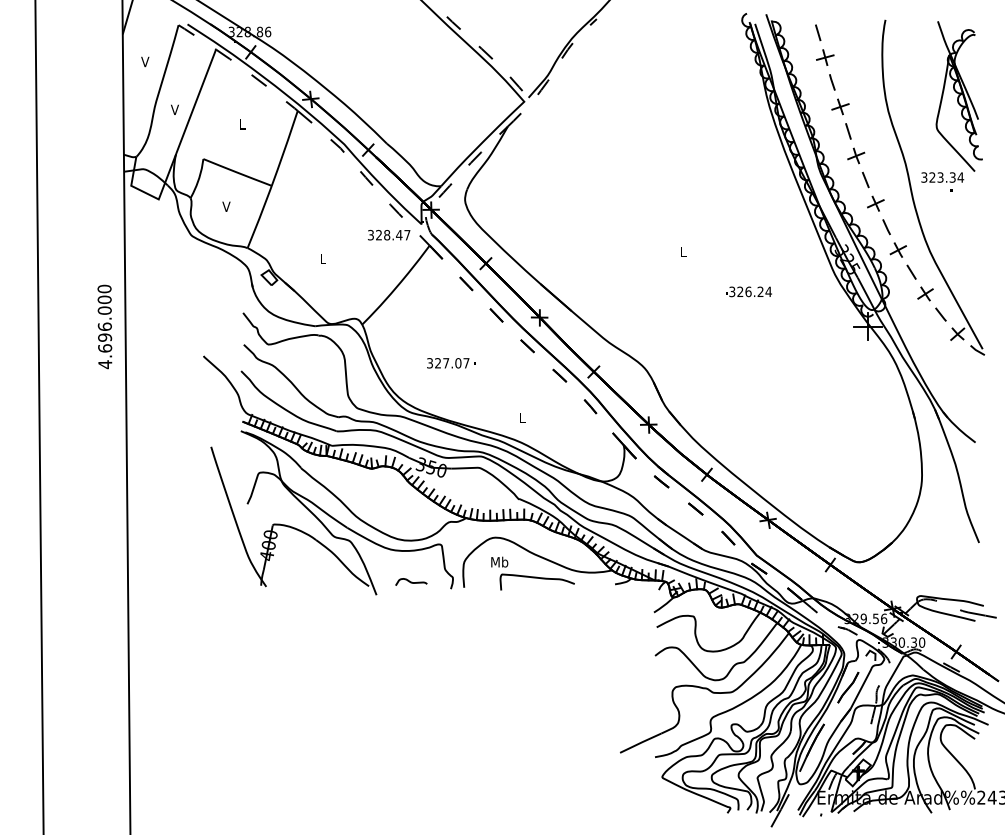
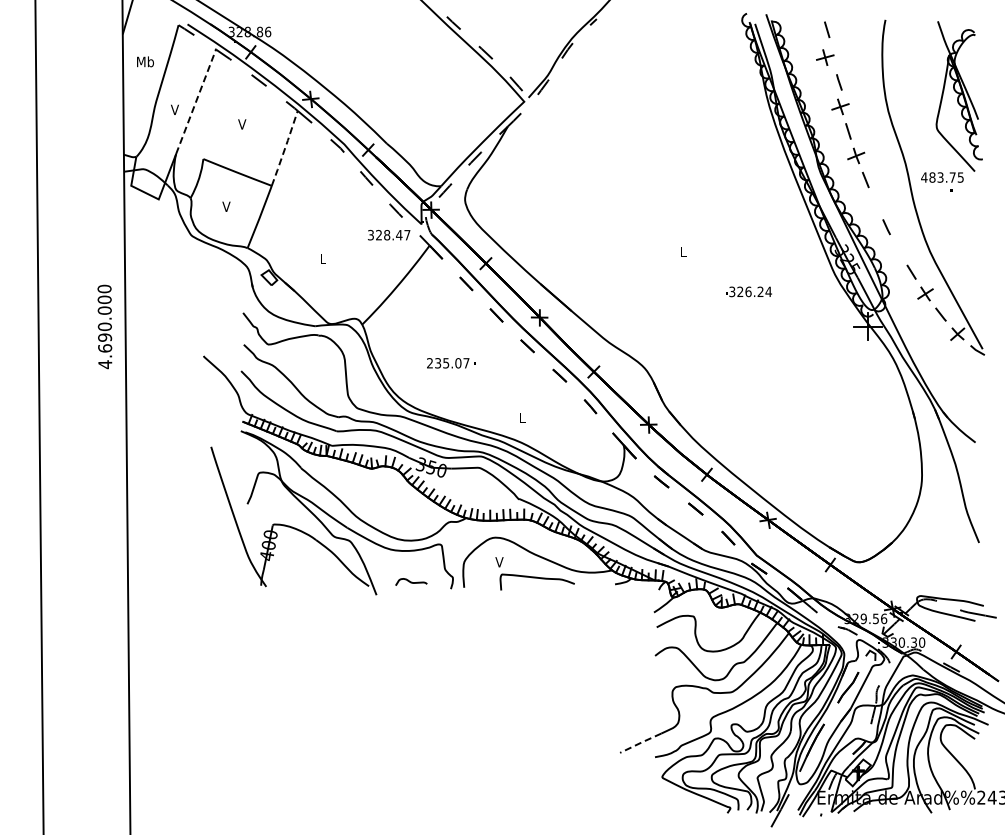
line position: (818, 32) -> (827, 29) (827, 29)
text: V -> Mb (145, 61)
line position: (832, 82) -> (839, 82) (839, 82)
line: solid -> dashed (196, 101)
text: L -> V (242, 124)
line: solid -> dashed (285, 148)
text: 323.34 -> 483.75 (942, 177)
part: present -> none (875, 203)
part: present -> none (897, 249)
text: 4.696.000 -> 4.690.000 (104, 326)
text: 327.07 -> 235.07 (438, 363)
text: Mb -> V (499, 561)
line: solid -> dashed (640, 742)
